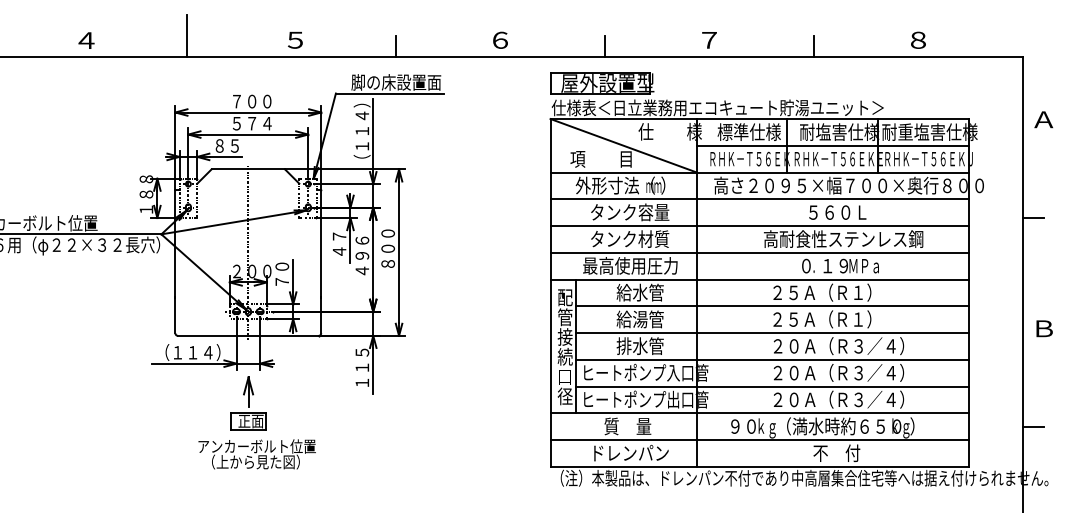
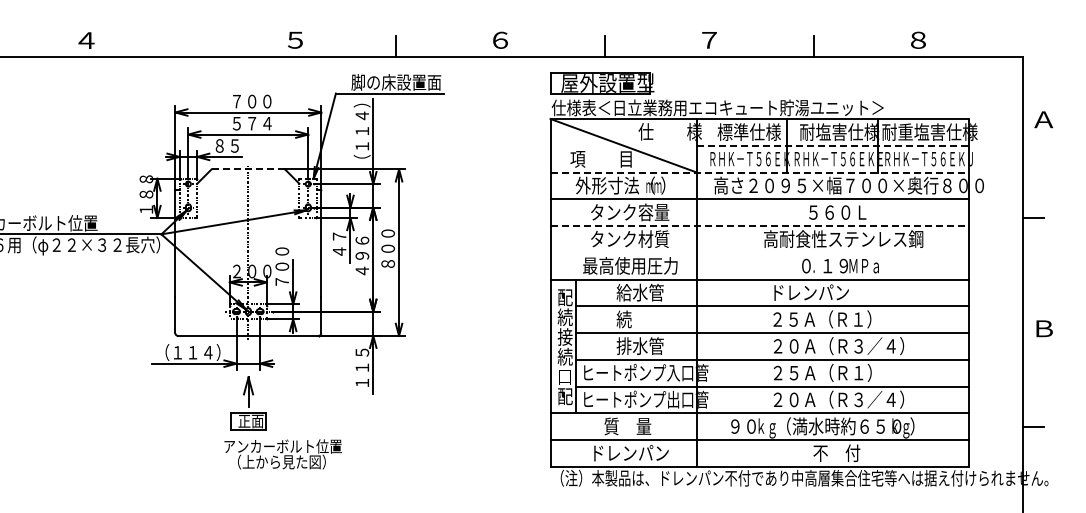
line: present -> none (187, 36)
line: solid -> dashed (832, 145)
line: solid -> dashed (248, 169)
line: solid -> dashed (760, 172)
line: solid -> dashed (760, 226)
text: ７０ -> ７００ (282, 251)
line: present -> none (759, 252)
text: ２５Ａ（Ｒ１） -> ドレンパン (822, 292)
text: 管 -> 続 (564, 317)
text: 給湯管 -> 続 (639, 319)
text: ２０Ａ（Ｒ３／４） -> ２５Ａ（Ｒ１） (846, 372)
text: 径 -> 配 (564, 396)
text position: (256, 454) -> (282, 454) (282, 454)
